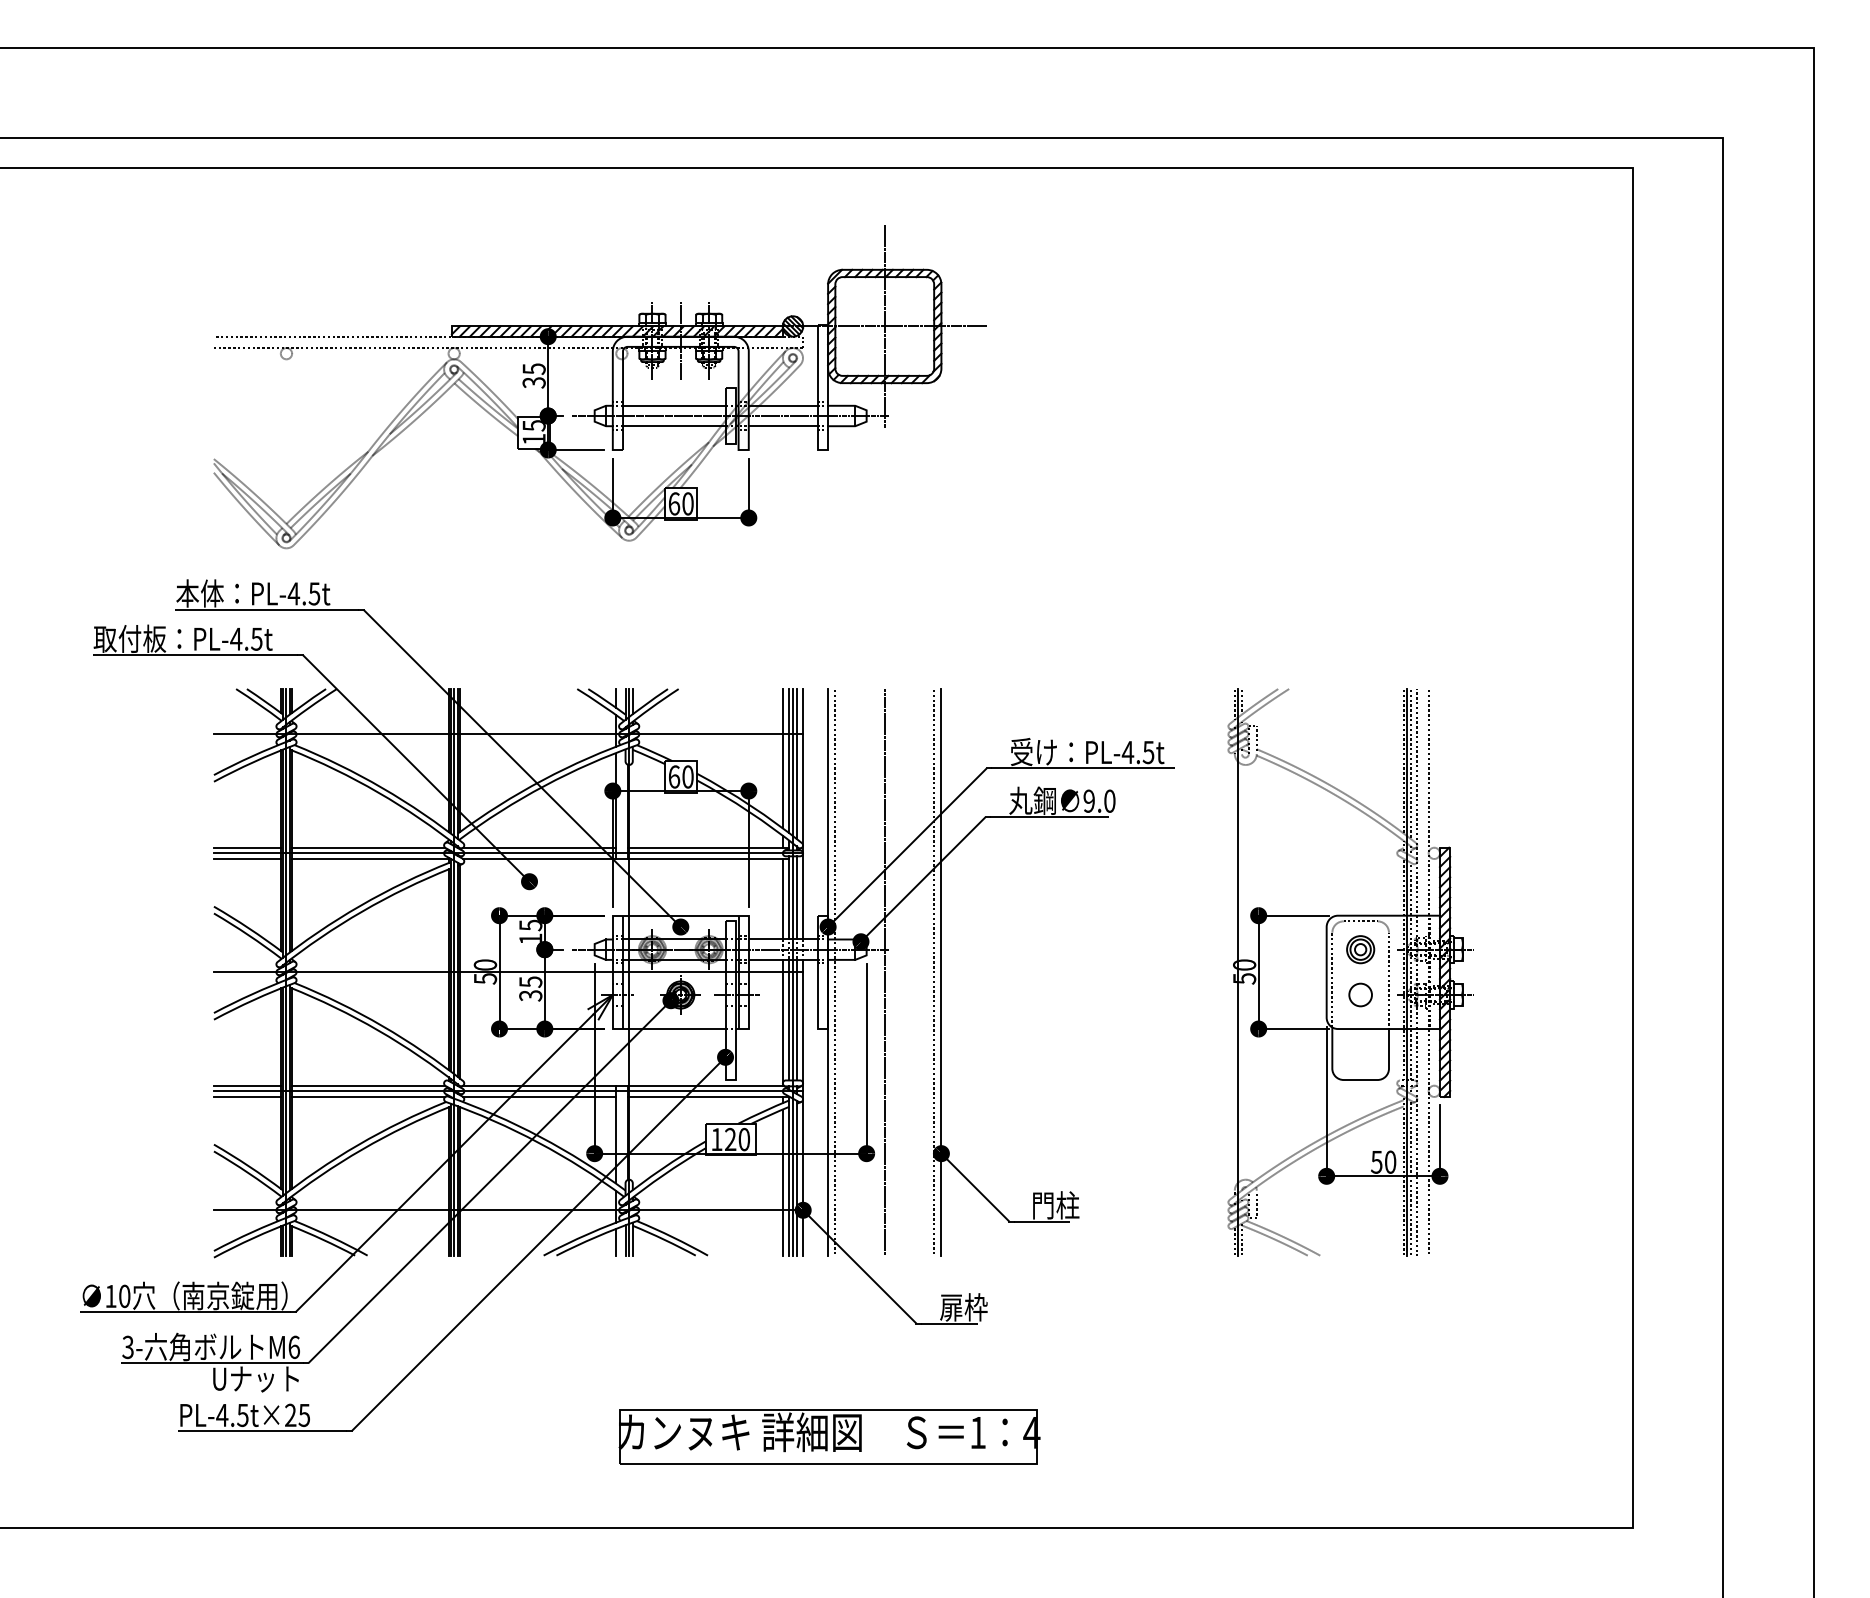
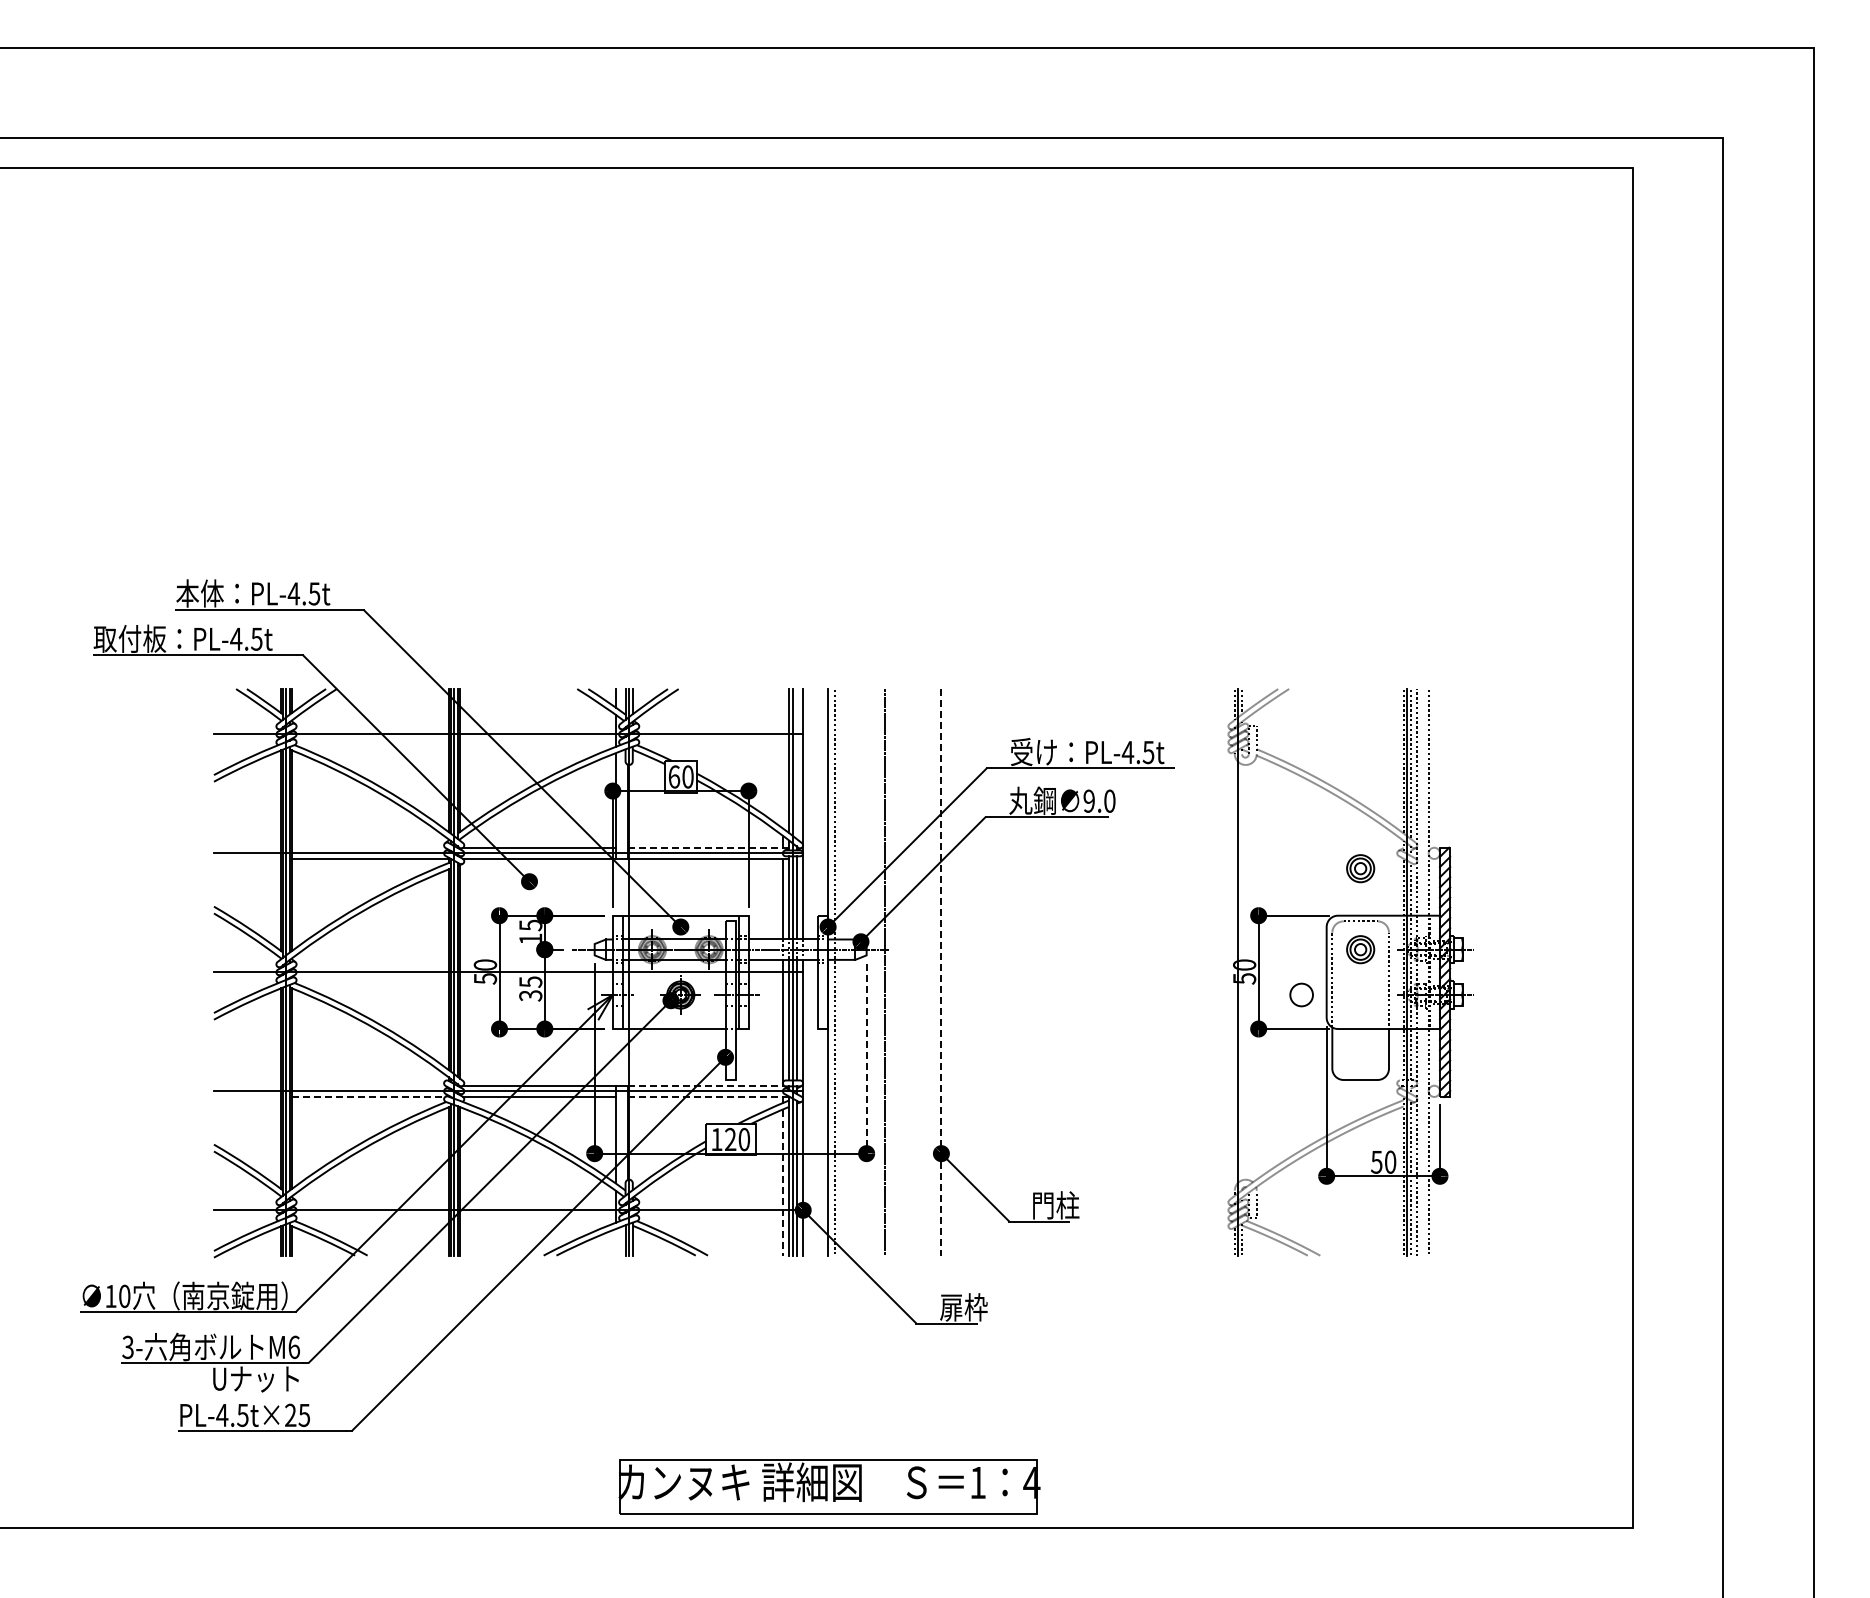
part: present -> none (599, 387)
line: present -> none (782, 758)
line: present -> none (796, 763)
line: present -> none (246, 847)
line: present -> none (368, 847)
line: solid -> dashed (708, 847)
line: present -> none (246, 859)
part: none -> present (1360, 868)
line: present -> none (934, 972)
line: solid -> dashed (941, 972)
circle position: (1360, 994) -> (1301, 994) (1301, 994)
line: solid -> dashed (866, 1059)
line: present -> none (246, 1085)
line: present -> none (368, 1085)
line: solid -> dashed (706, 1085)
line: present -> none (246, 1097)
line: solid -> dashed (368, 1097)
line: solid -> dashed (708, 1097)
line: solid -> dashed (782, 1183)
line: present -> none (616, 1241)
part position: (829, 1436) -> (829, 1486) (829, 1486)
